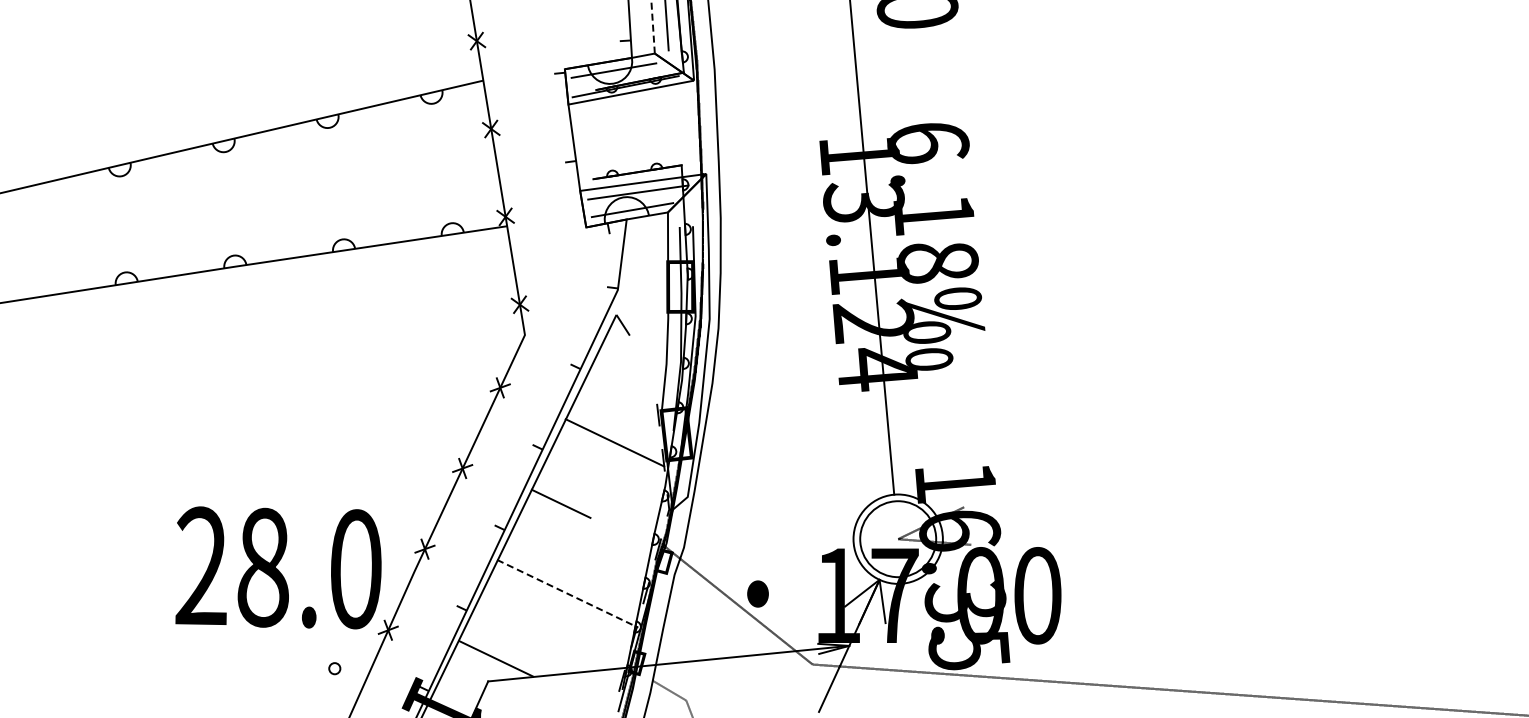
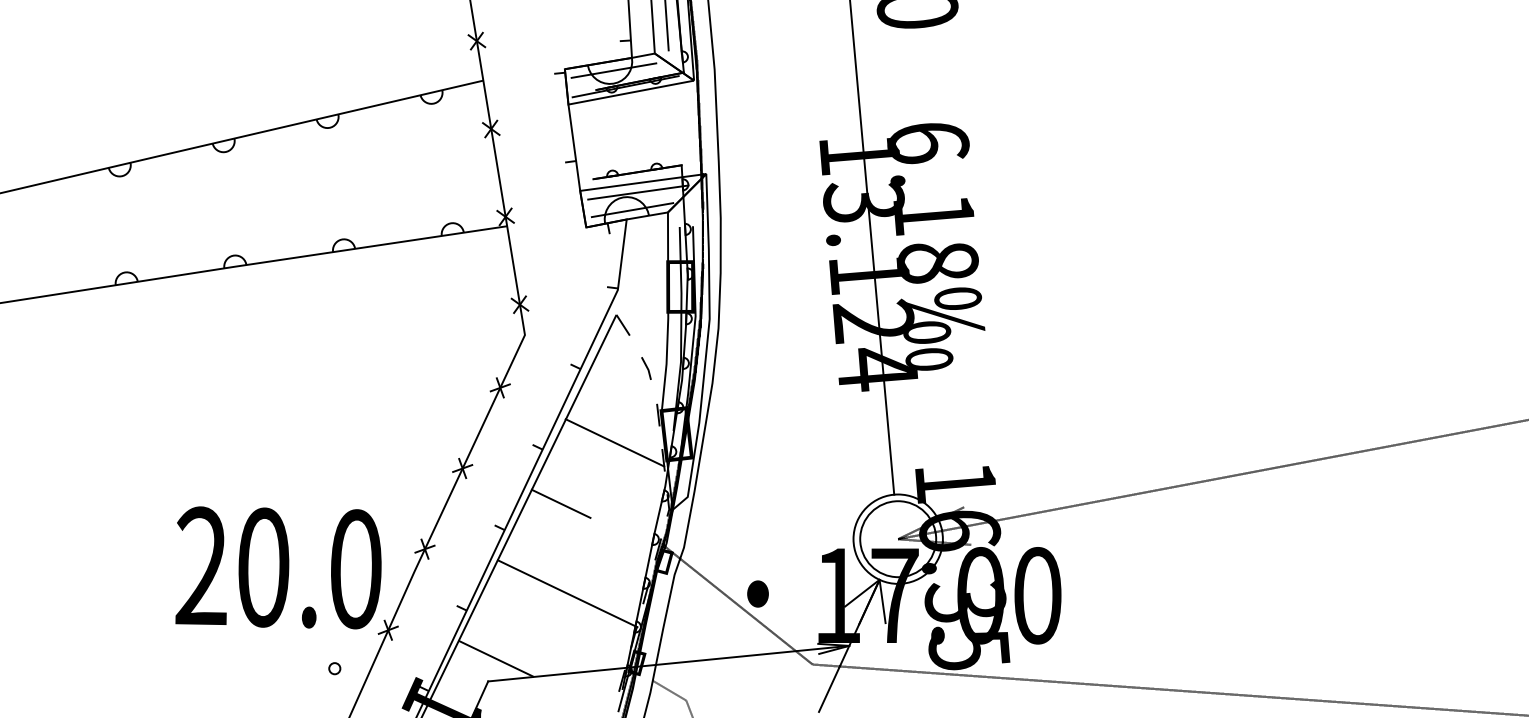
line: dashed -> solid (653, 26)
line: none -> present (646, 368)
line: none -> present (1211, 479)
text: 28.0 -> 20.0 (263, 567)
line: dashed -> solid (568, 594)
